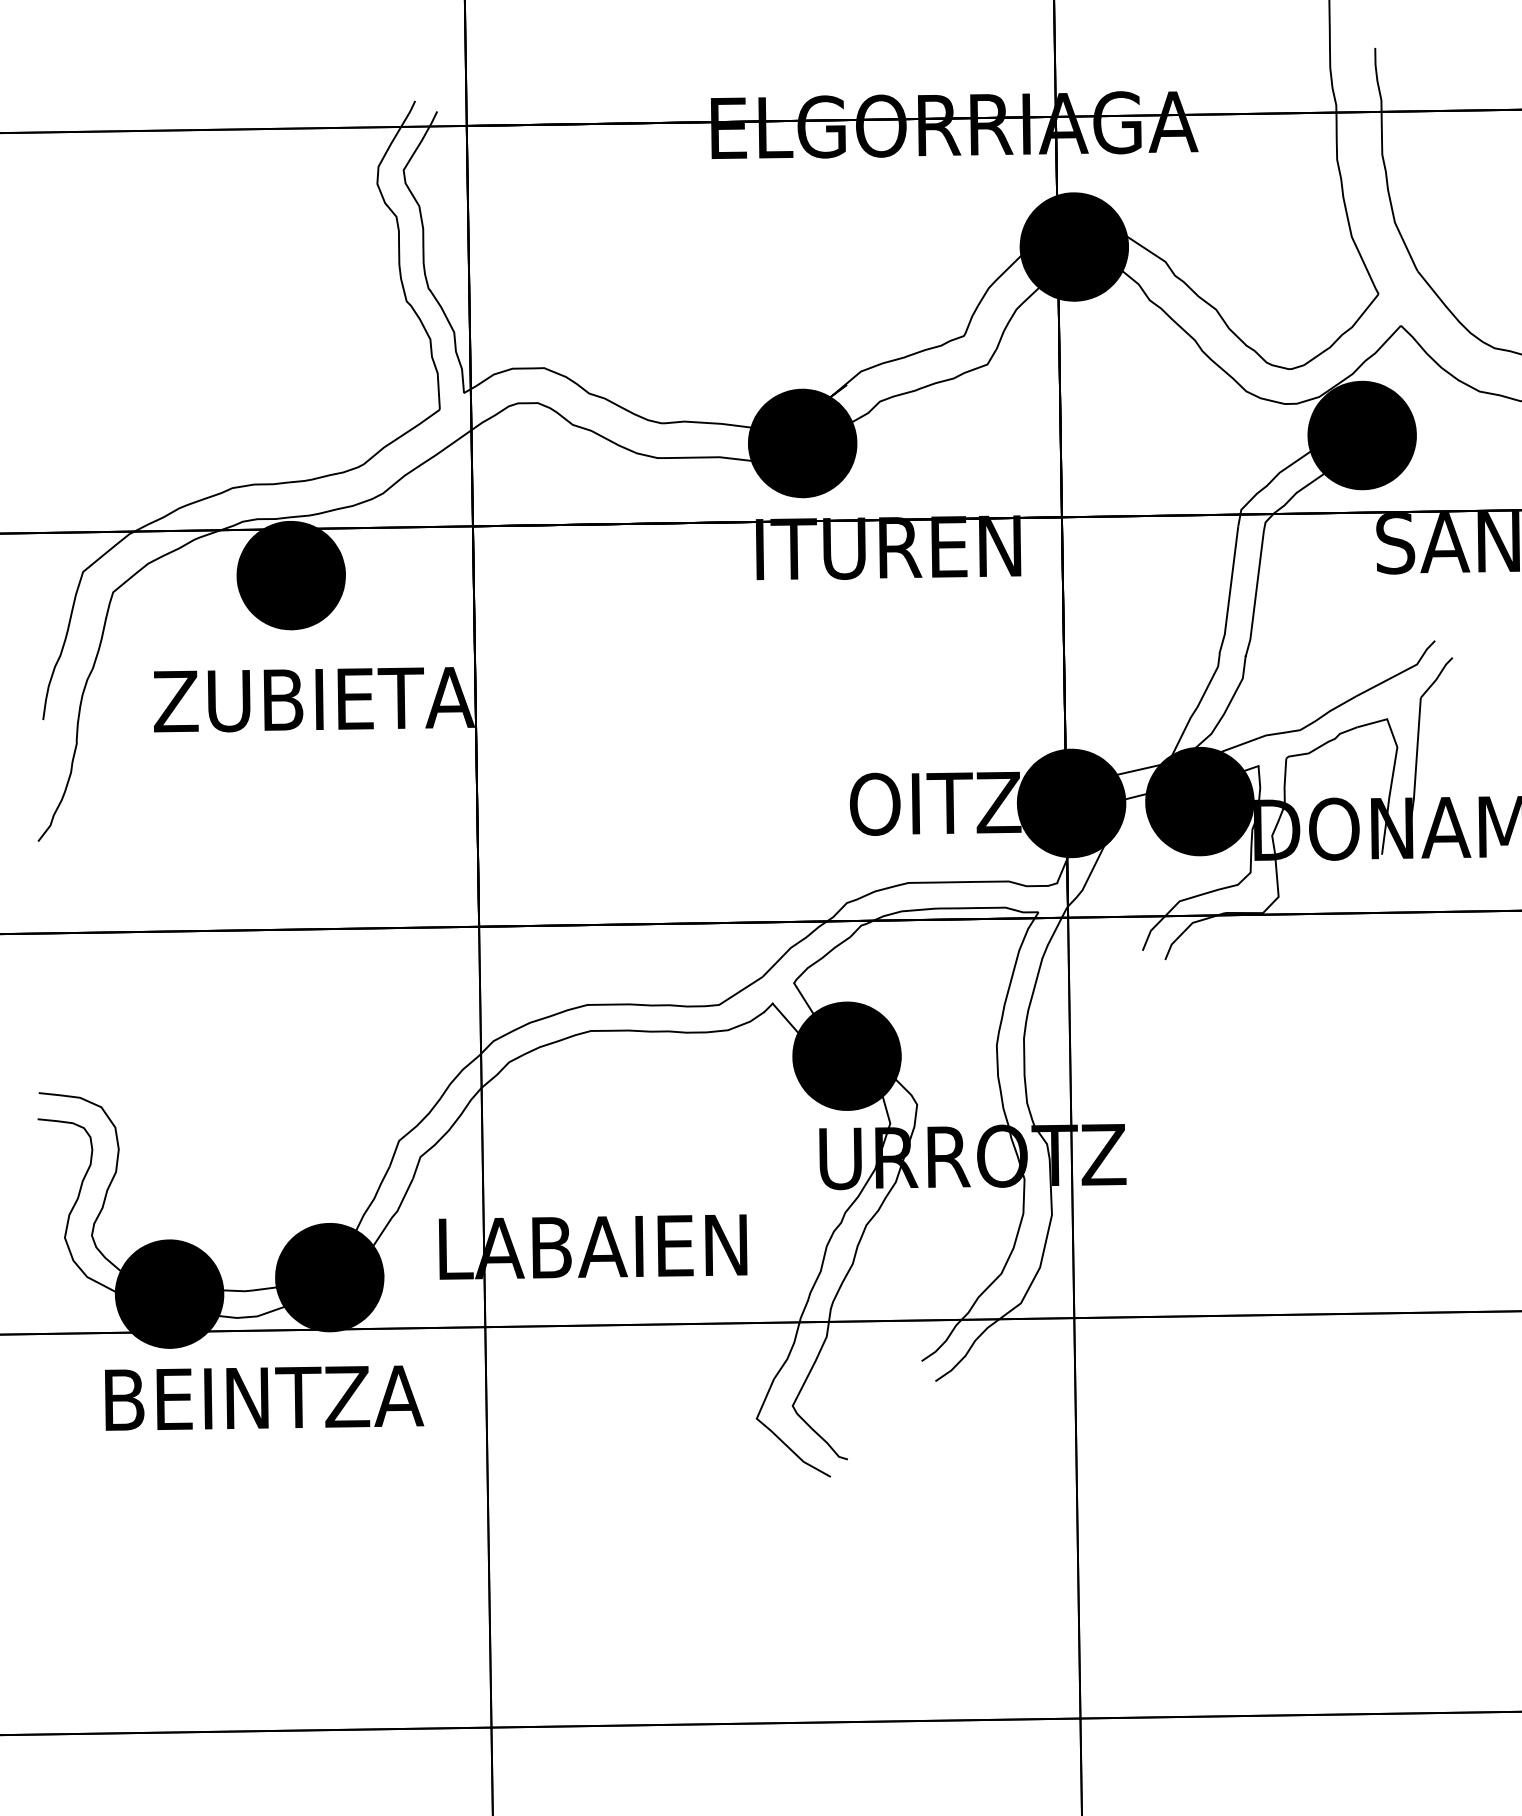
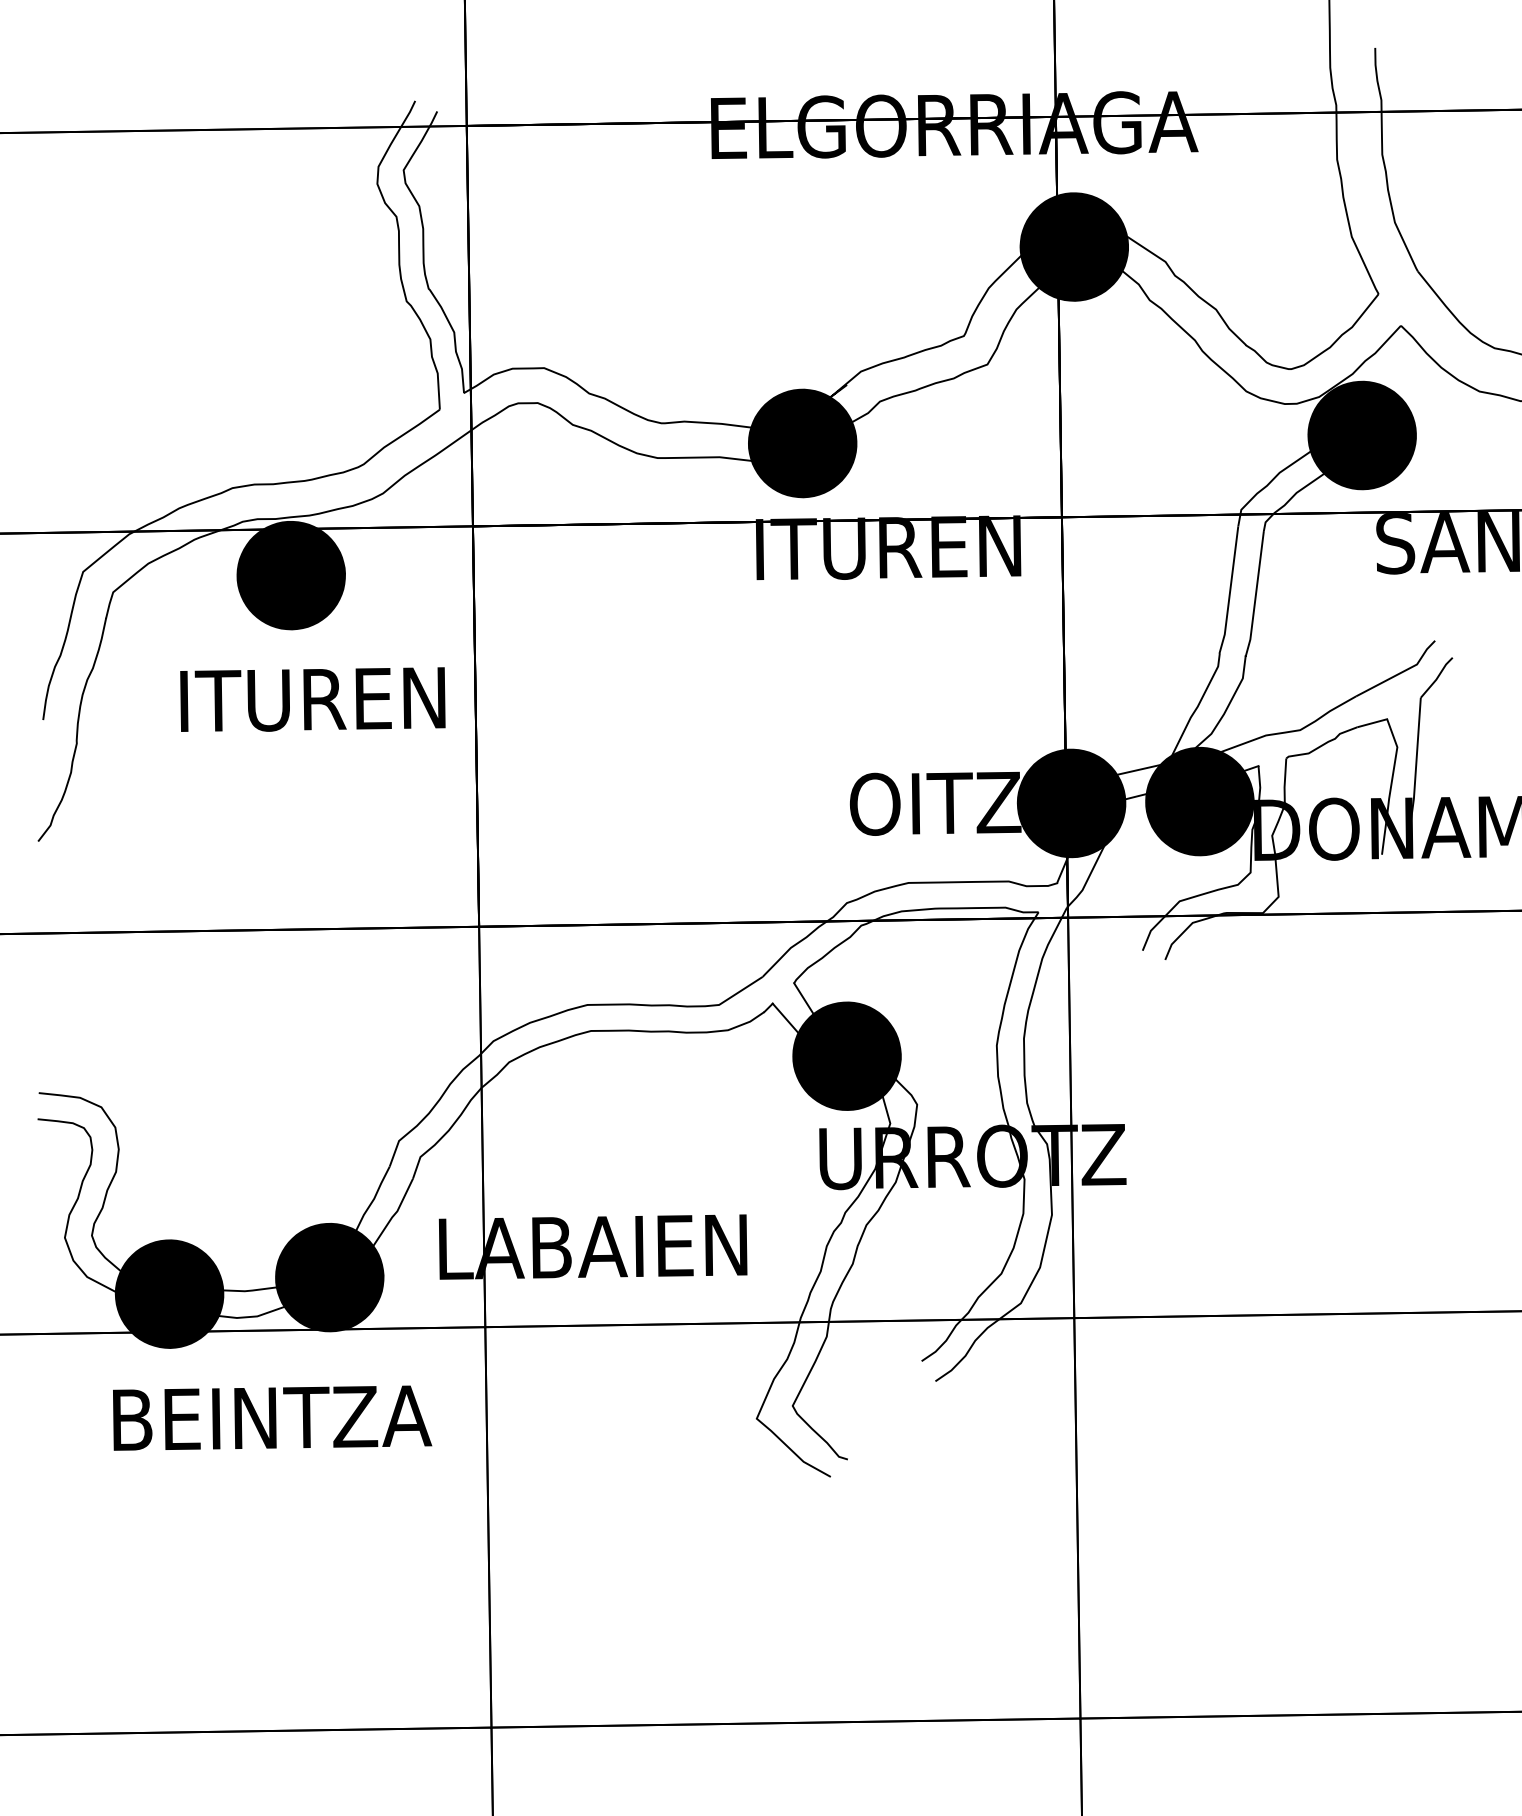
text: ZUBIETA -> ITUREN (314, 699)
text position: (264, 1397) -> (272, 1417) (272, 1417)
